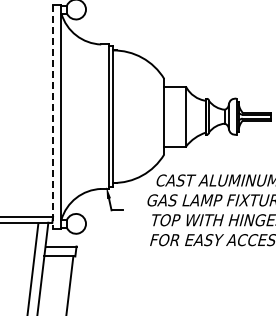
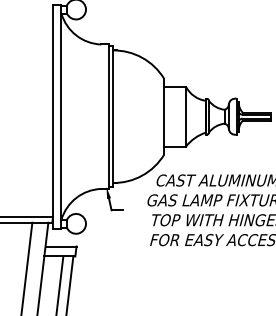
line: dashed -> solid (53, 116)
line position: (32, 267) -> (26, 267) (26, 267)
line: none -> present (59, 284)
